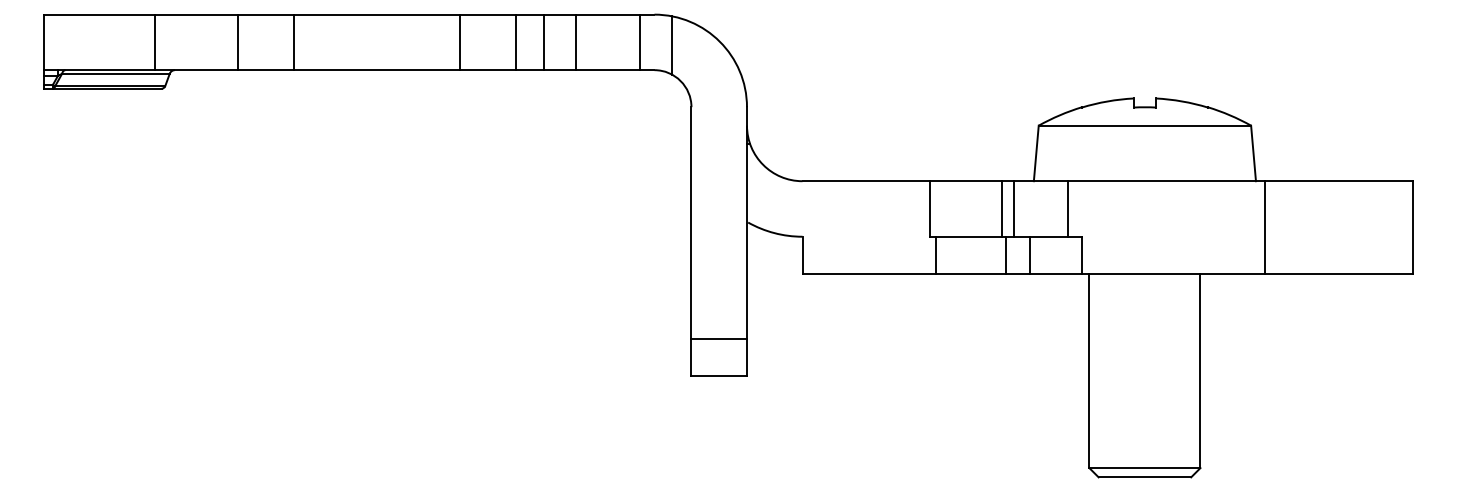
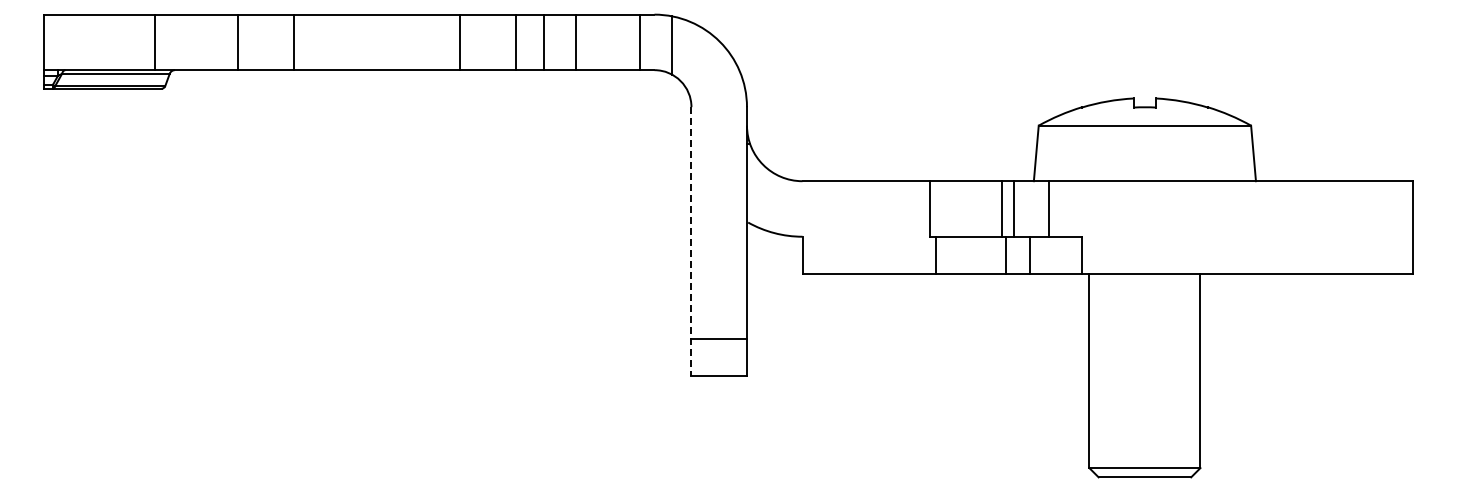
line position: (1067, 208) -> (1048, 208) (1048, 208)
line: present -> none (1265, 227)
line: solid -> dashed (691, 241)
